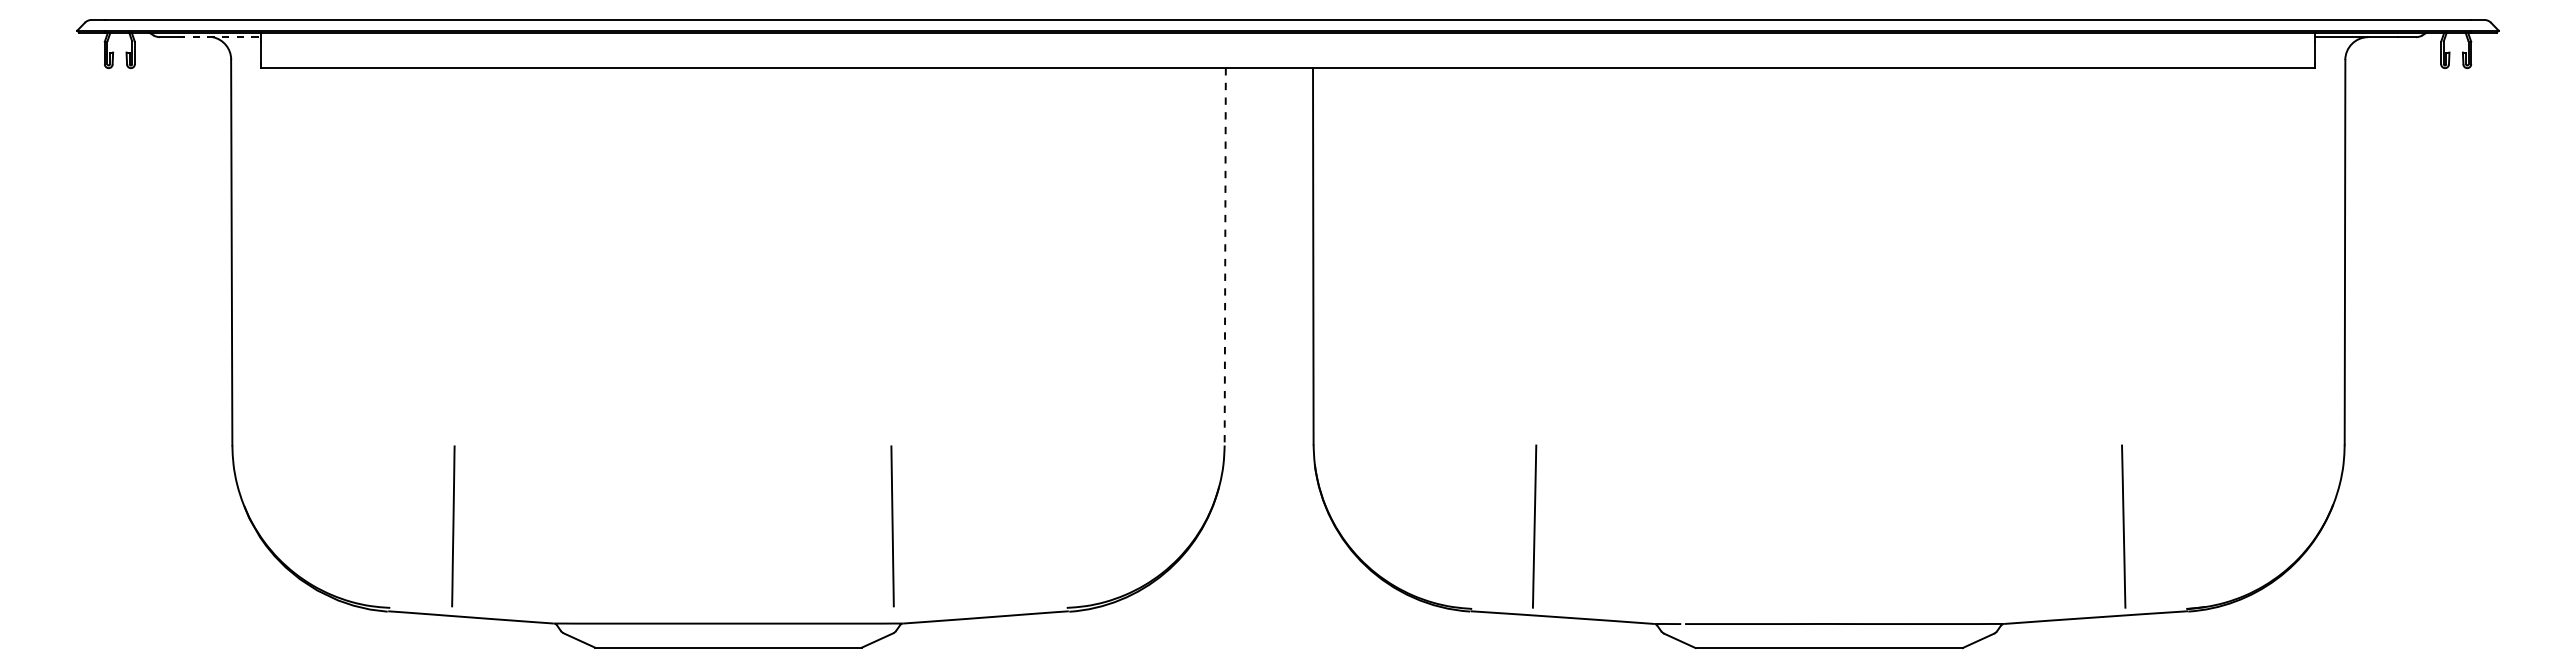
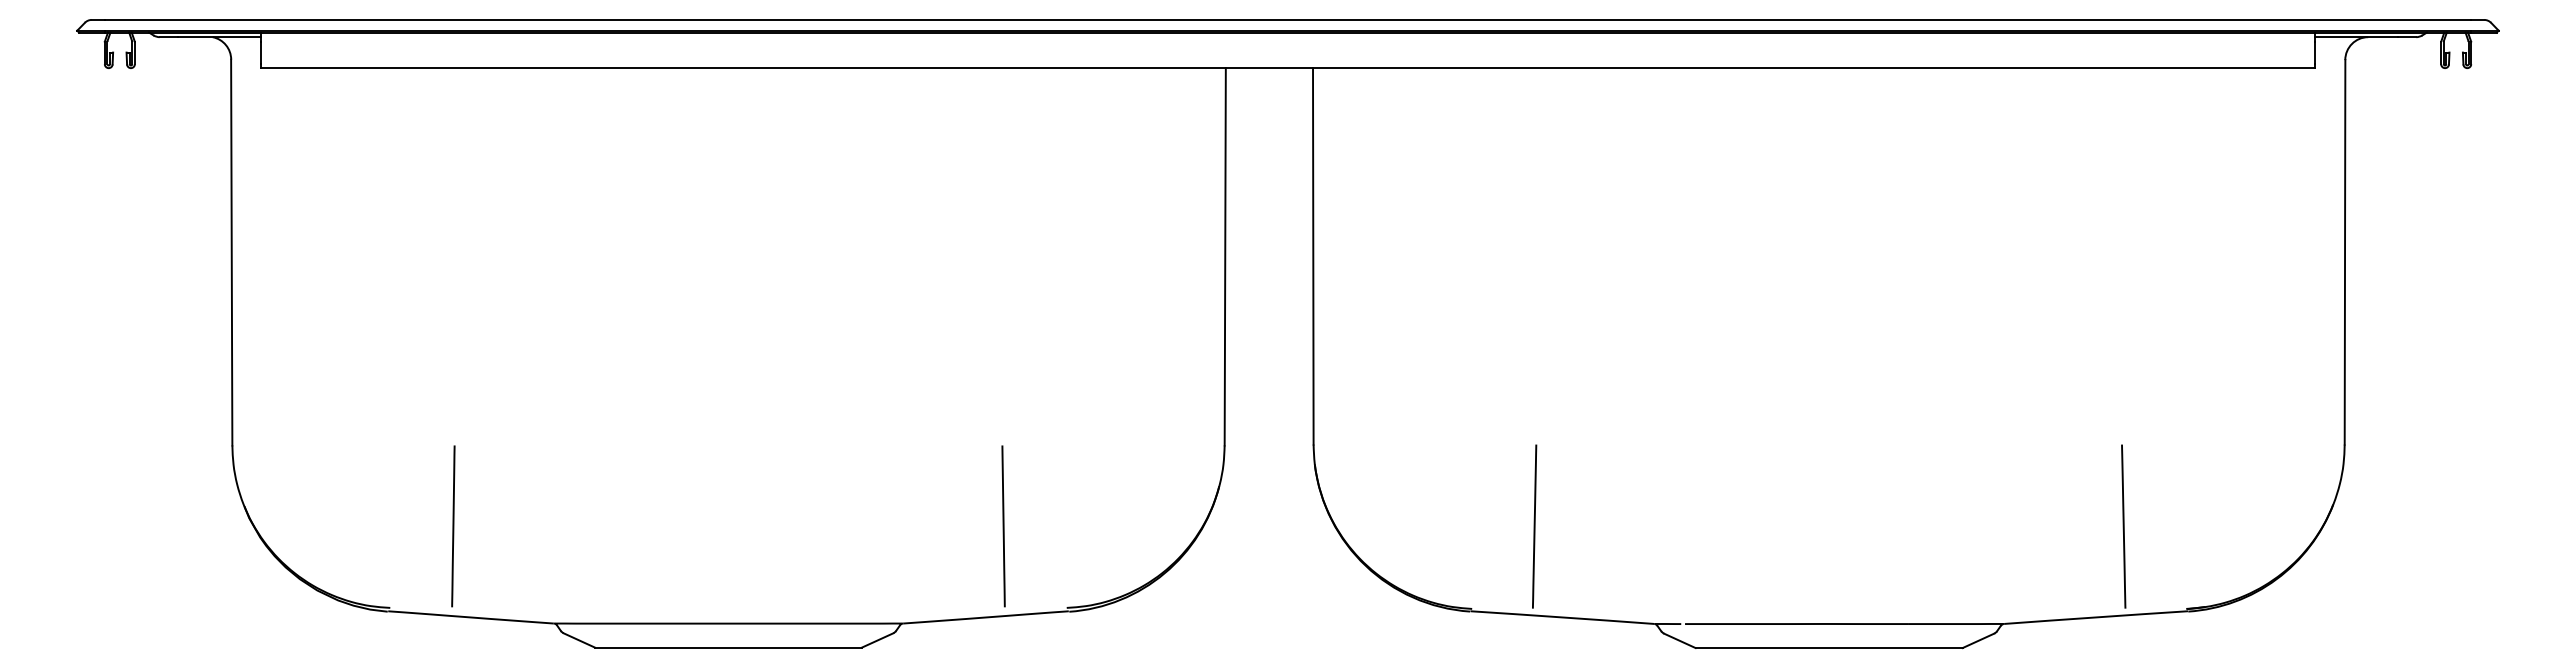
line: dashed -> solid (219, 37)
line: dashed -> solid (1225, 256)
line position: (892, 526) -> (1003, 526) (1003, 526)
